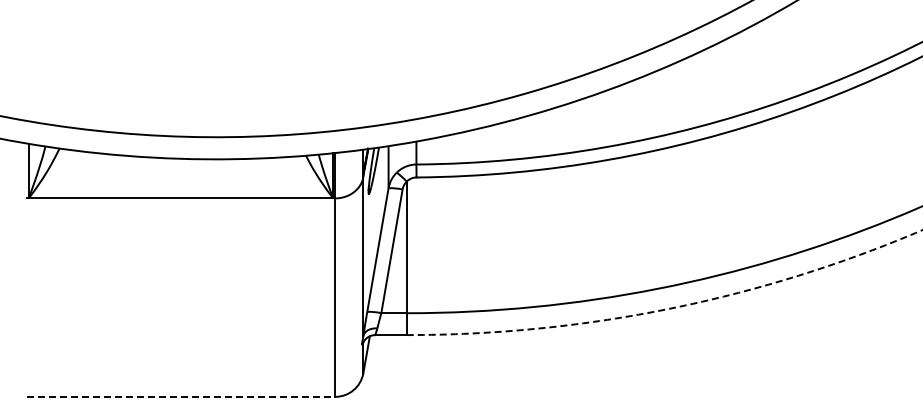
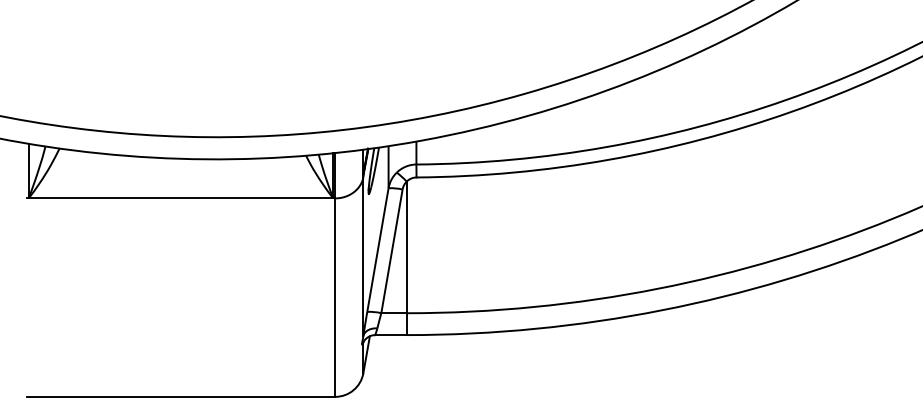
arc: dashed -> solid (670, 308)
line: dashed -> solid (181, 396)
